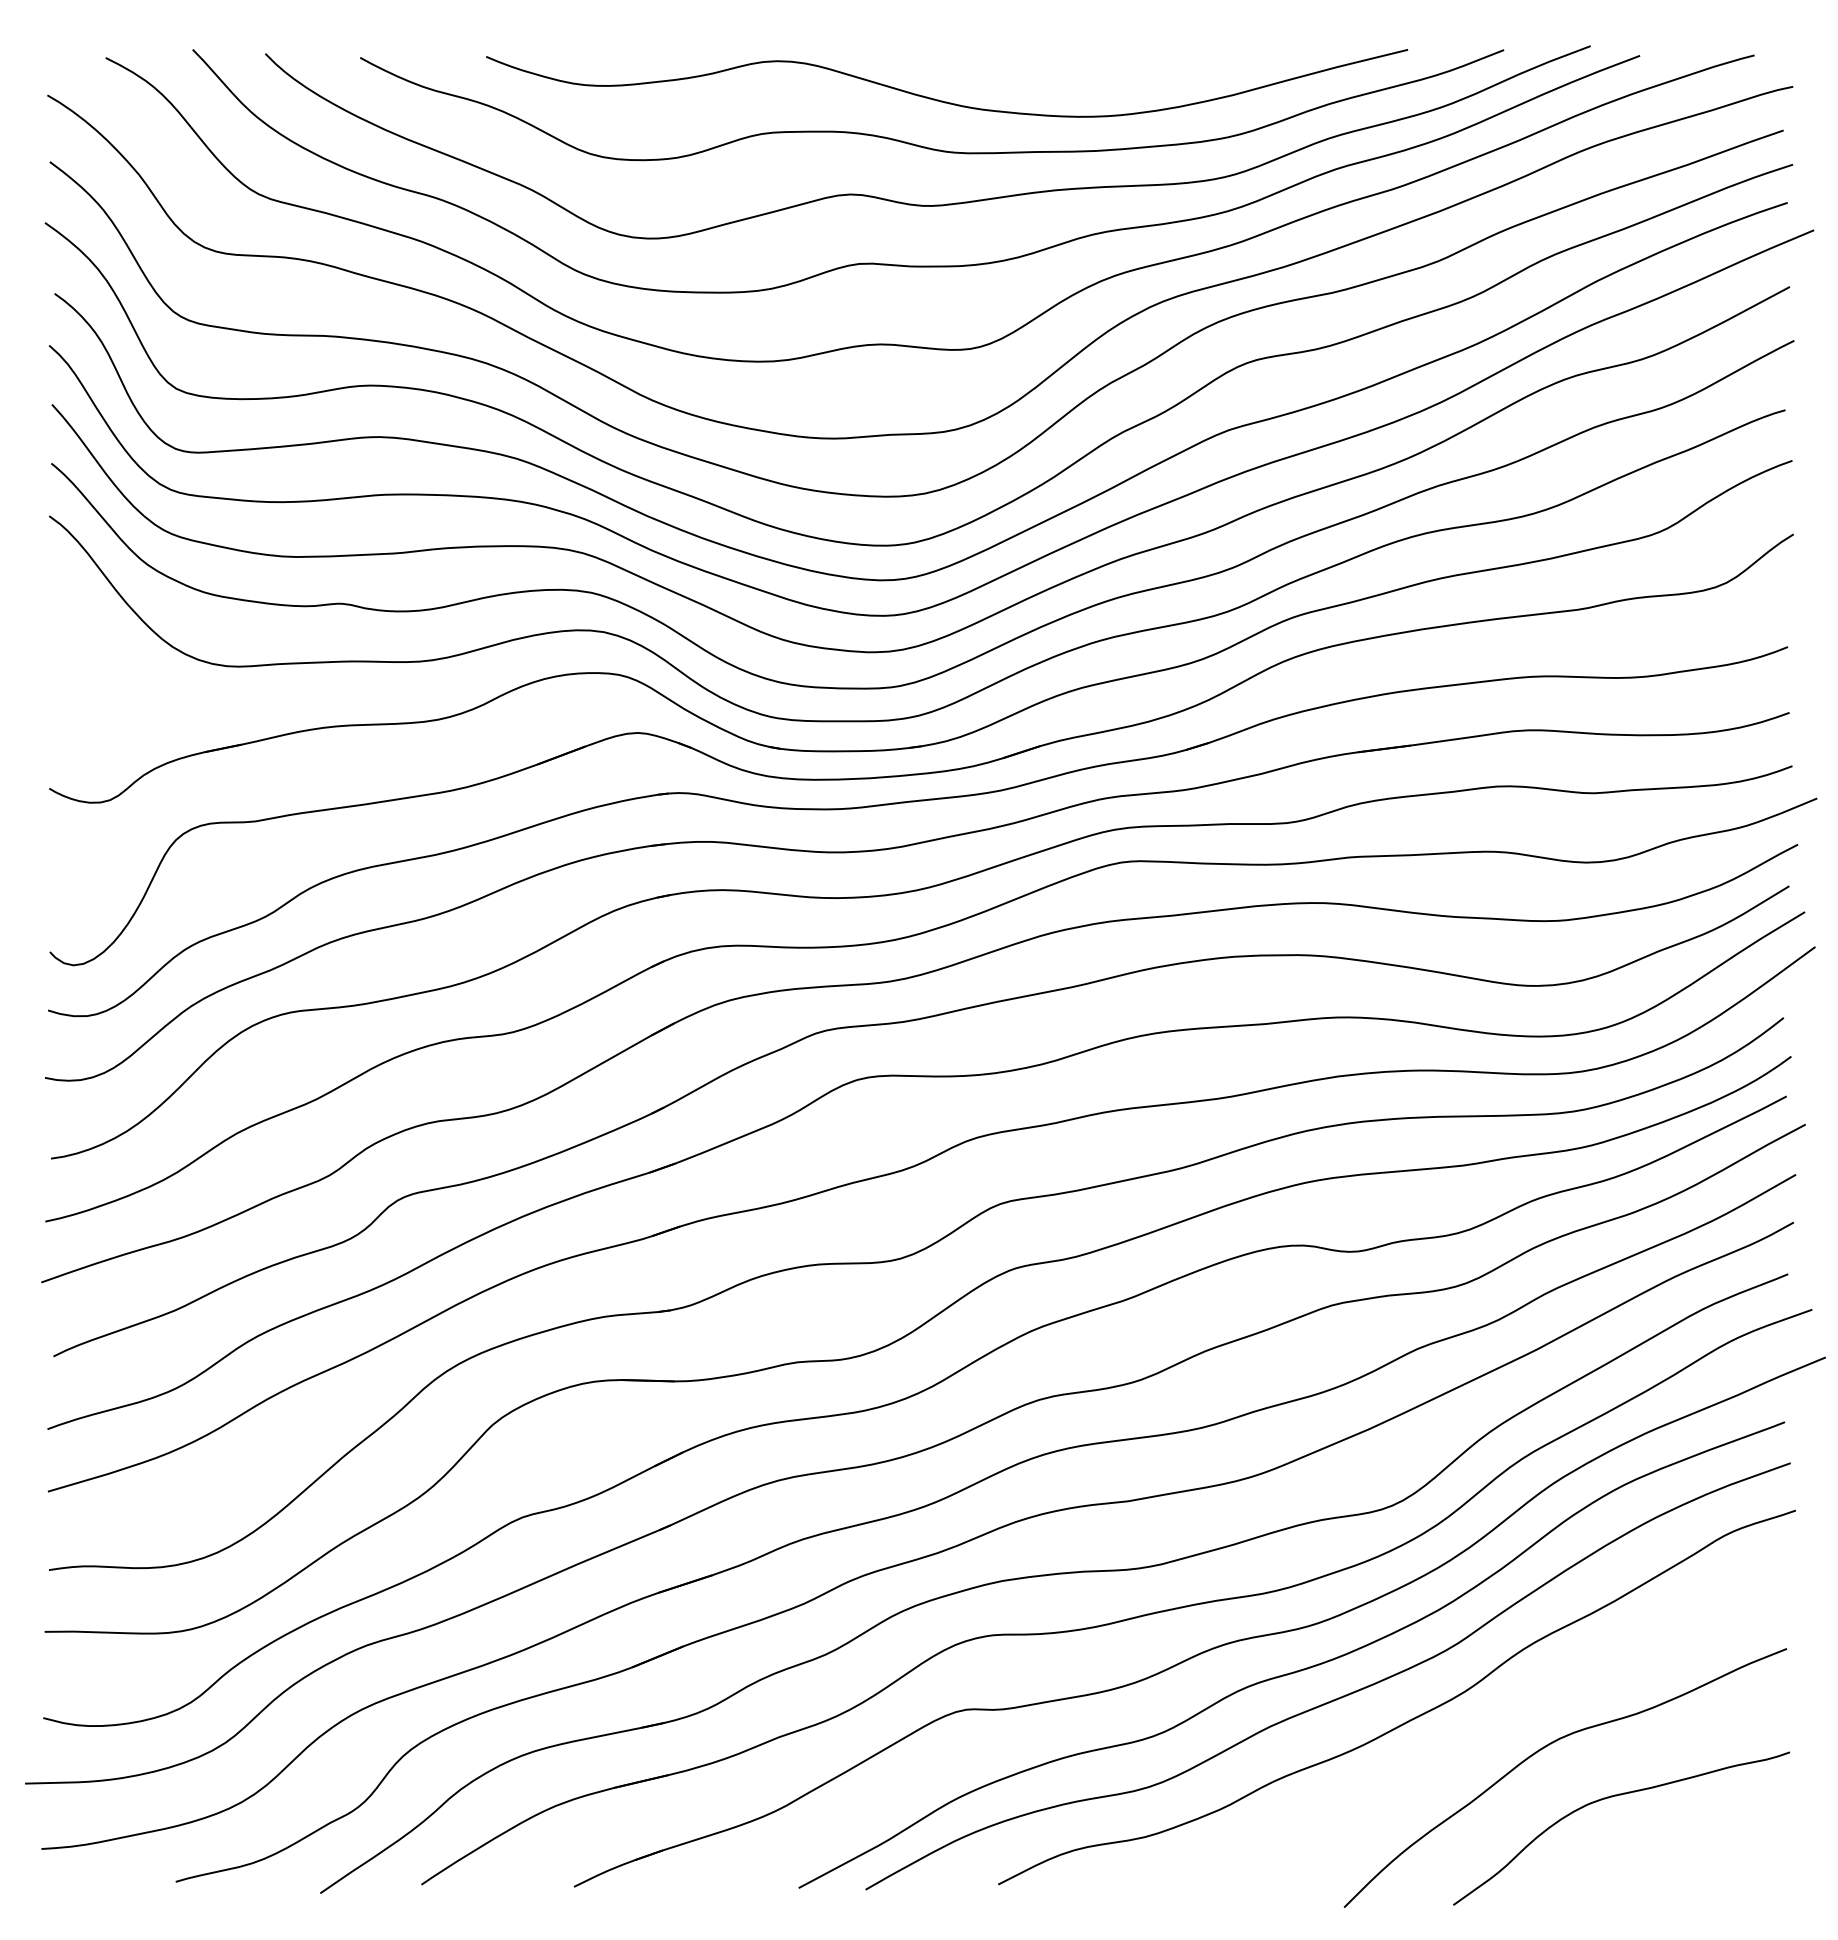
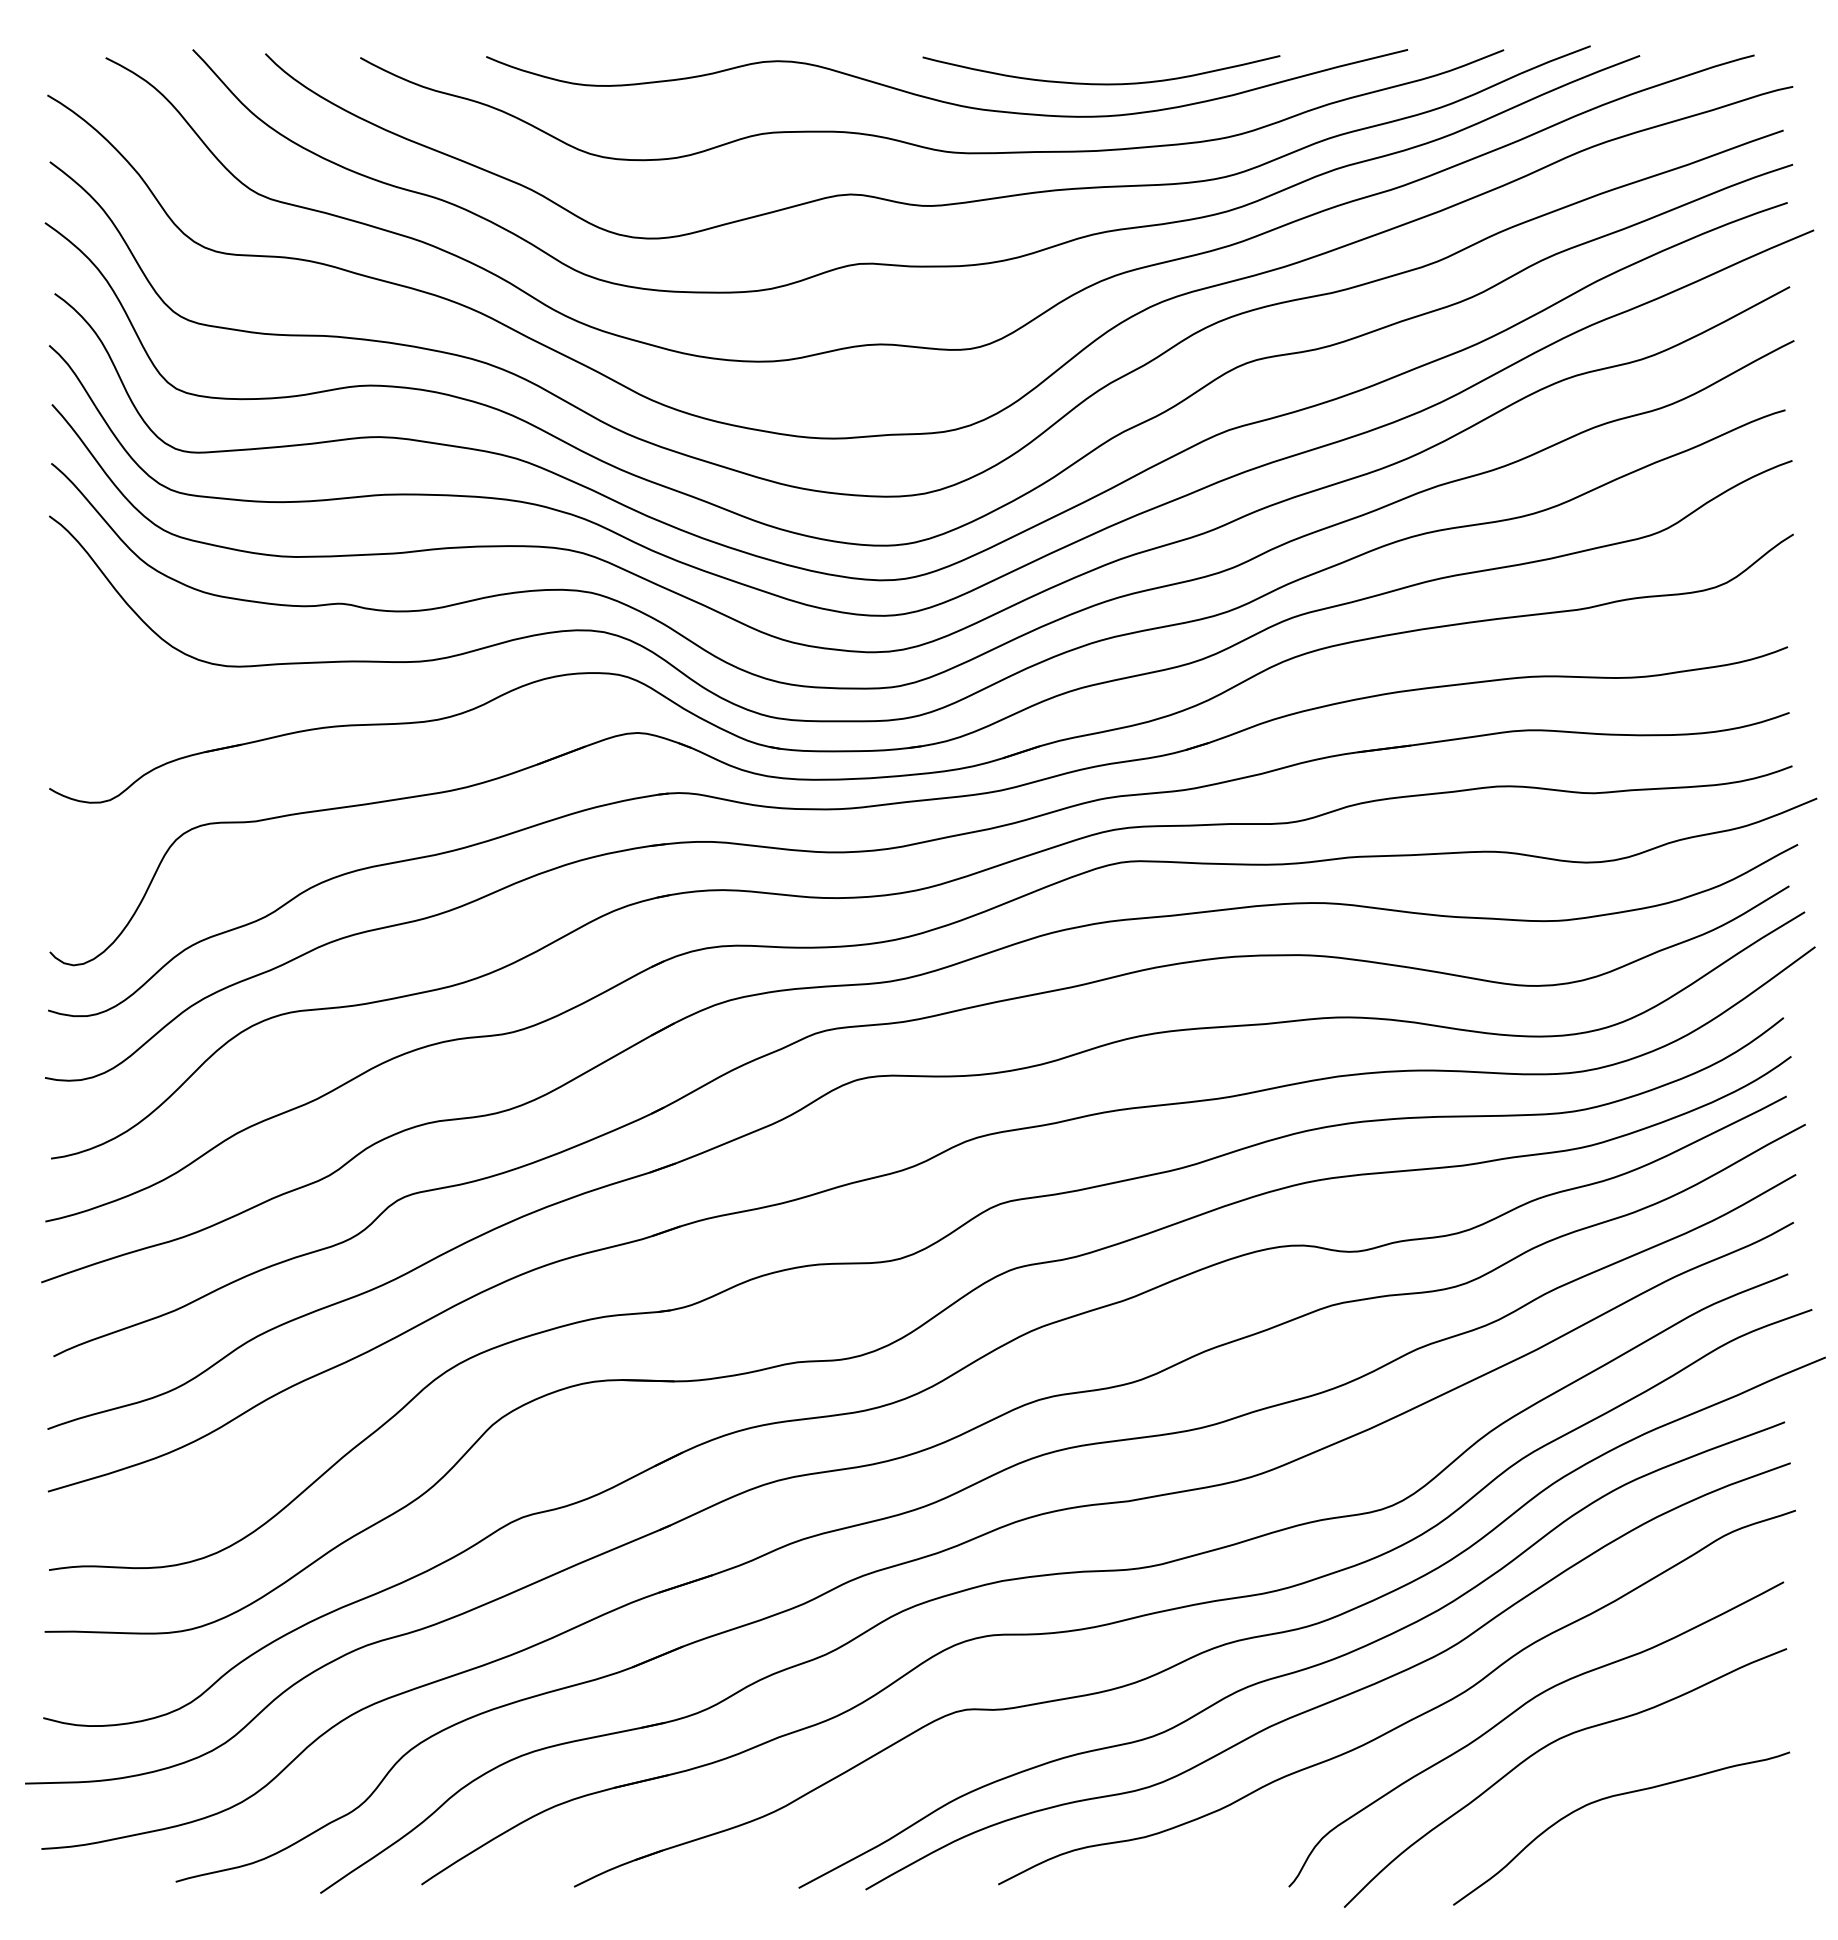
curve: none -> present (1101, 83)
curve: none -> present (1519, 1709)
